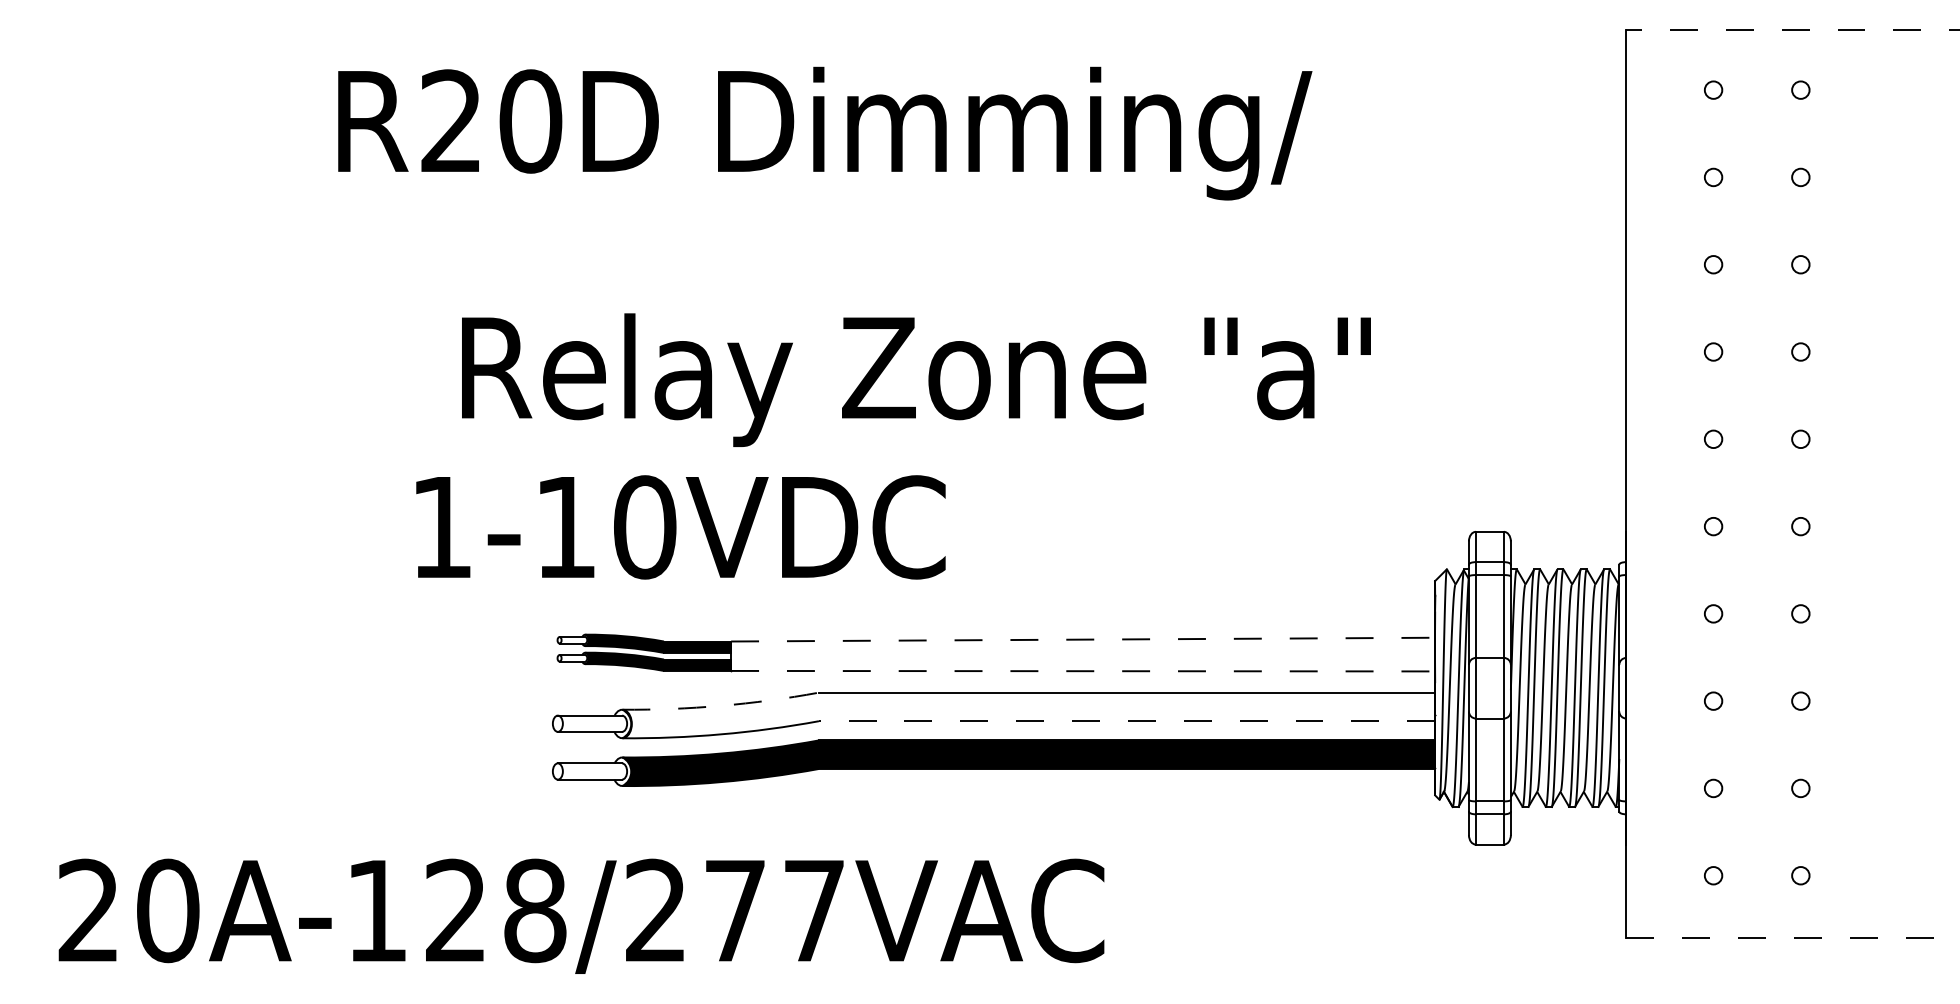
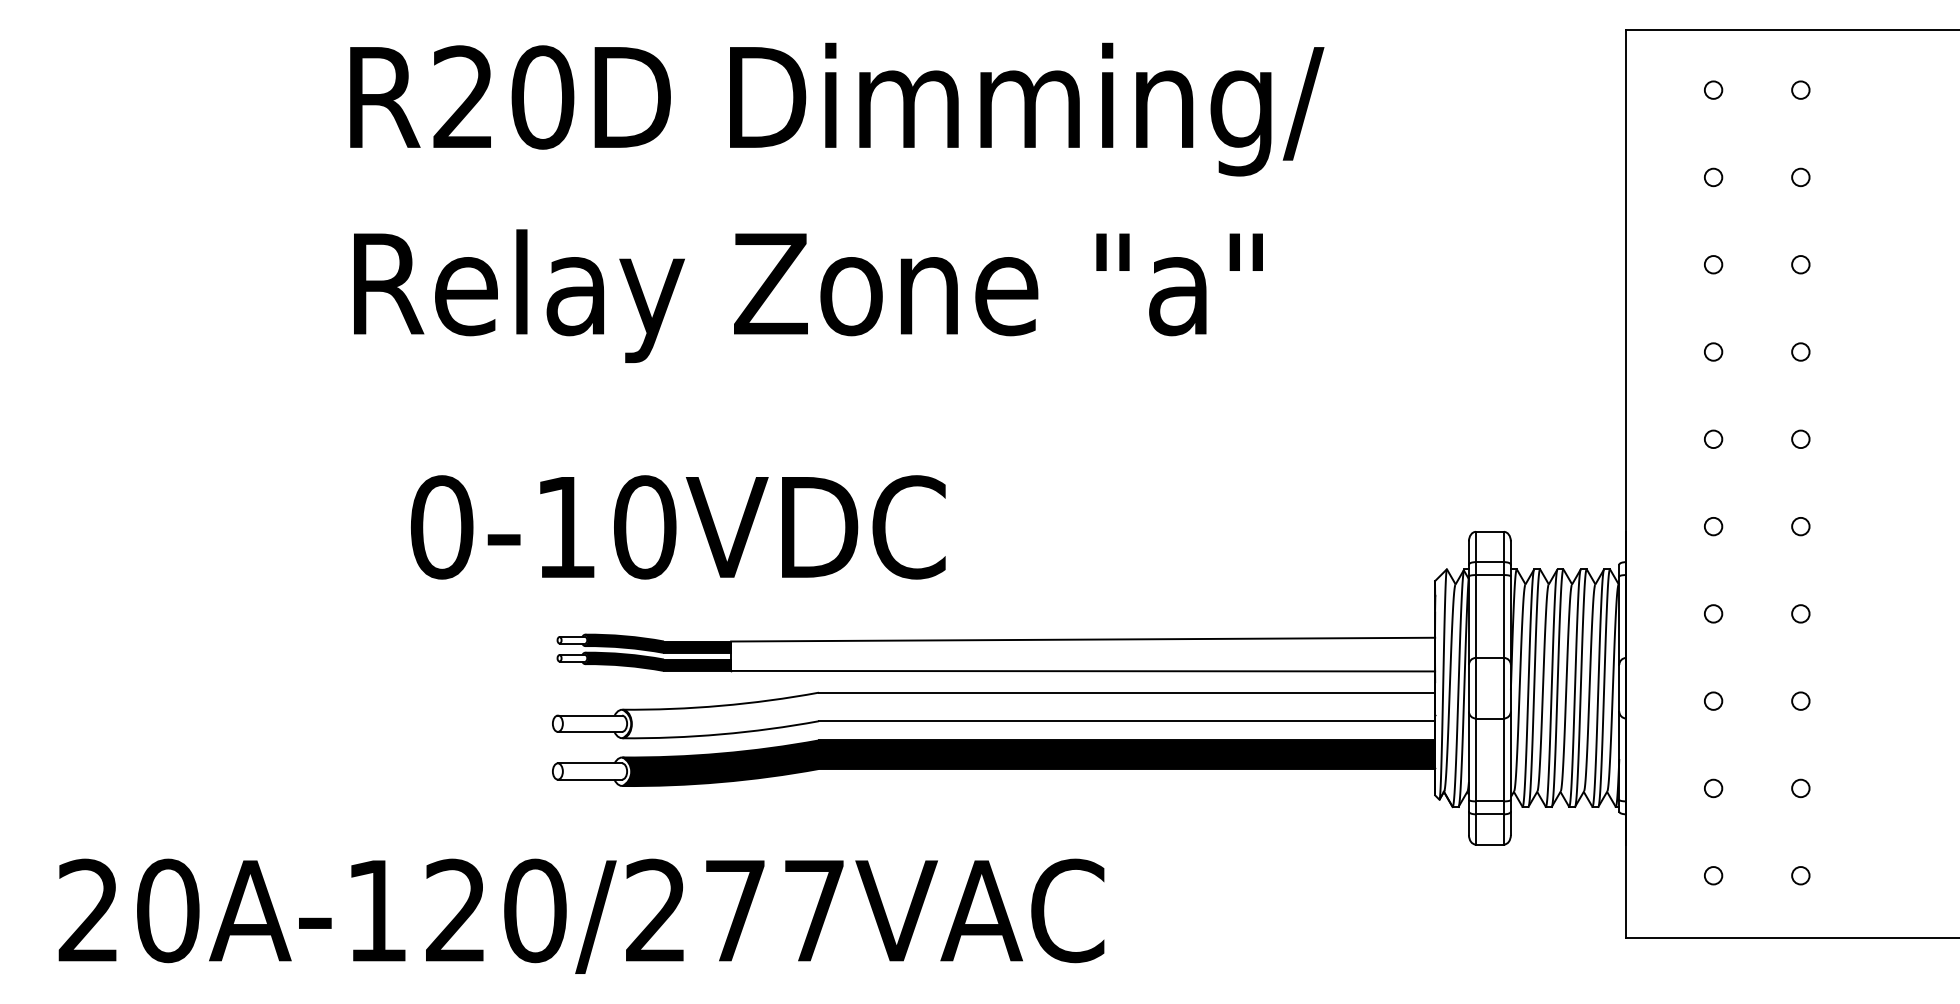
line: dashed -> solid (1793, 29)
text position: (825, 133) -> (837, 109) (837, 109)
text position: (916, 379) -> (808, 295) (808, 295)
text: 1-10VDC -> 0-10VDC (441, 527)
line: dashed -> solid (1083, 639)
line: dashed -> solid (1083, 671)
arc: dashed -> solid (721, 705)
line: dashed -> solid (1126, 721)
text: 20A-128/277VAC -> 20A-120/277VAC (535, 910)
line: dashed -> solid (1793, 937)
